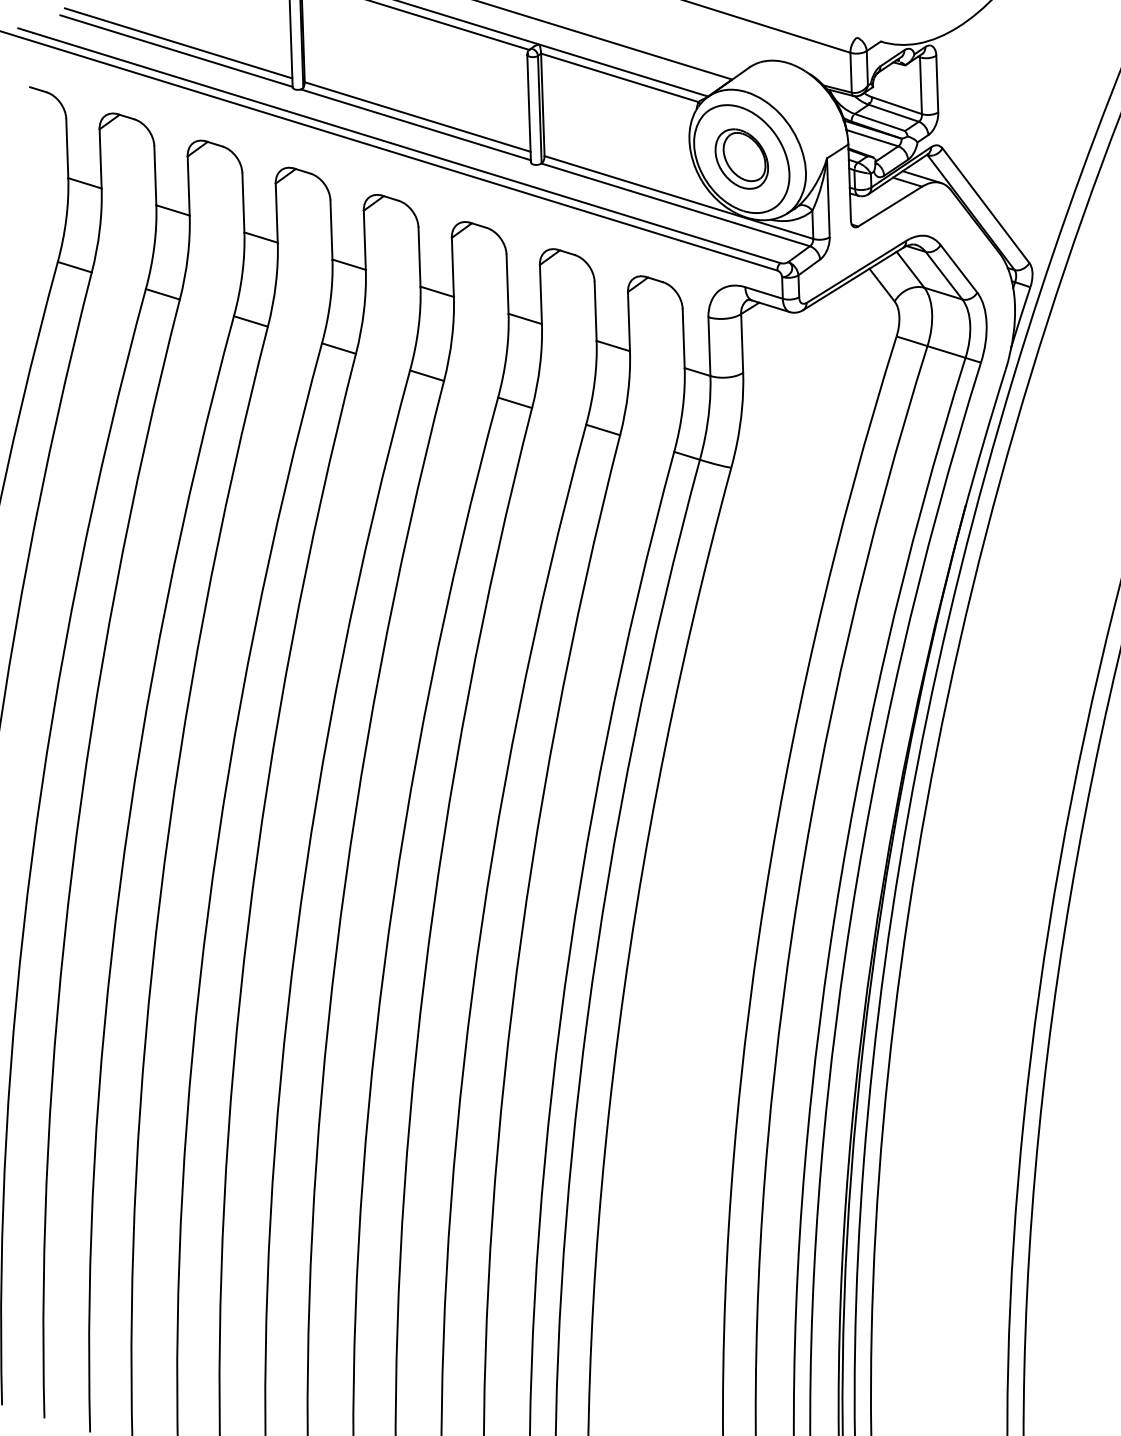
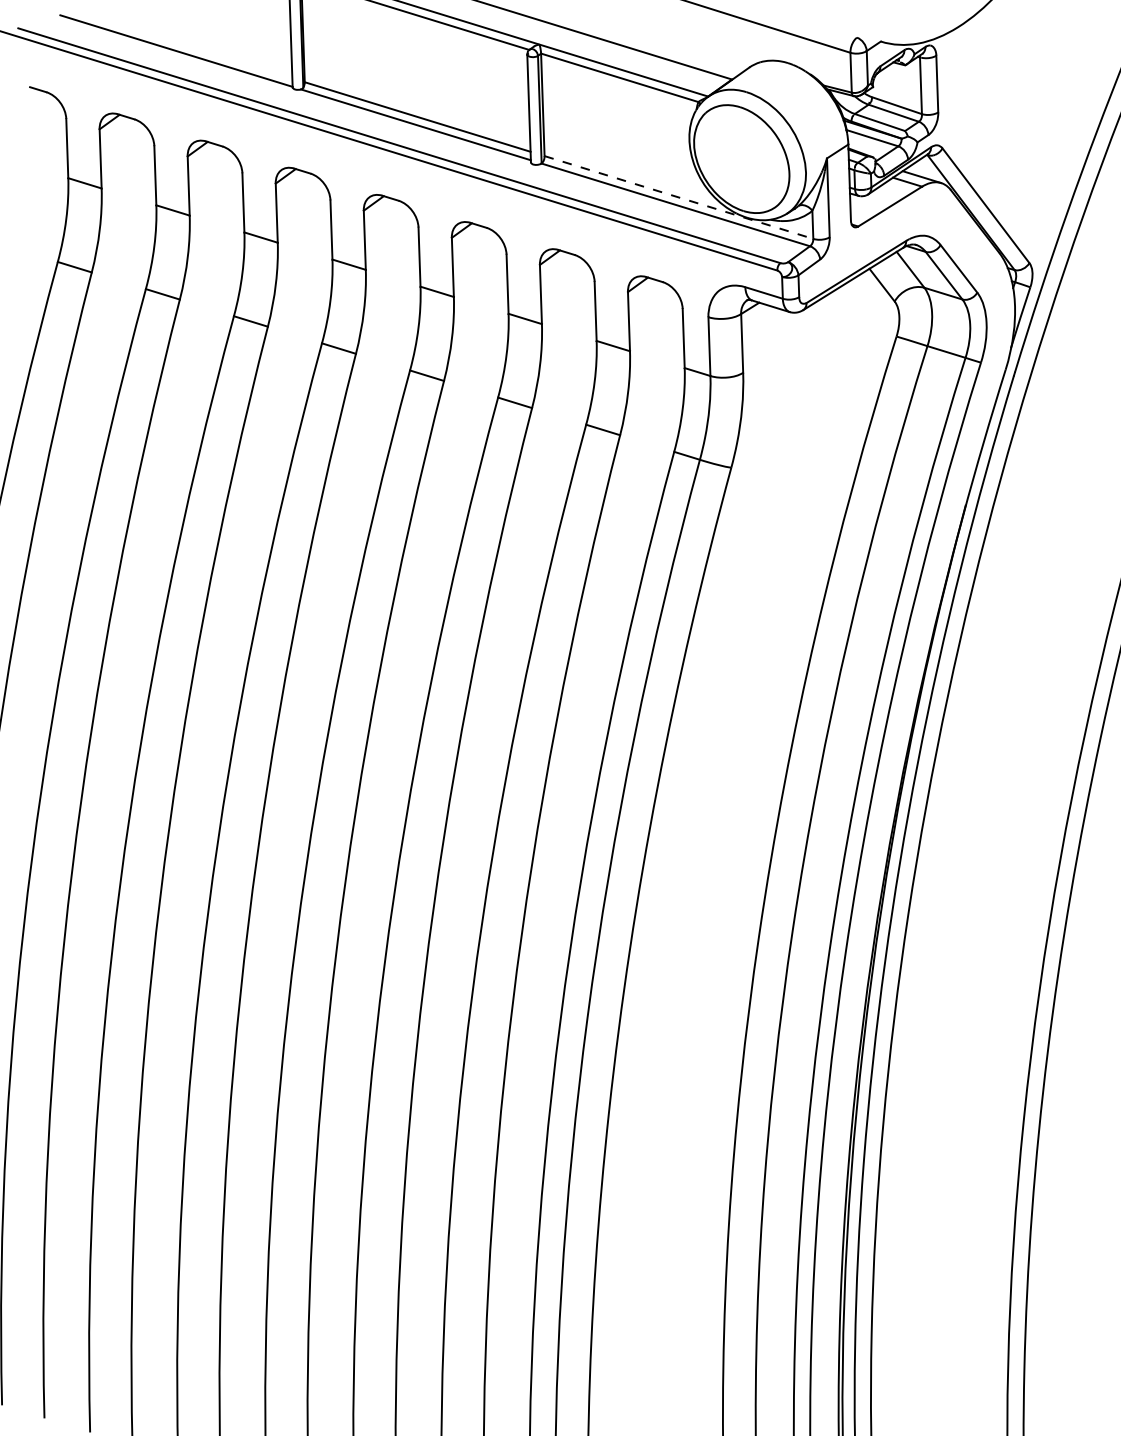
line: present -> none (178, 43)
part: present -> none (741, 158)
line: solid -> dashed (678, 197)
